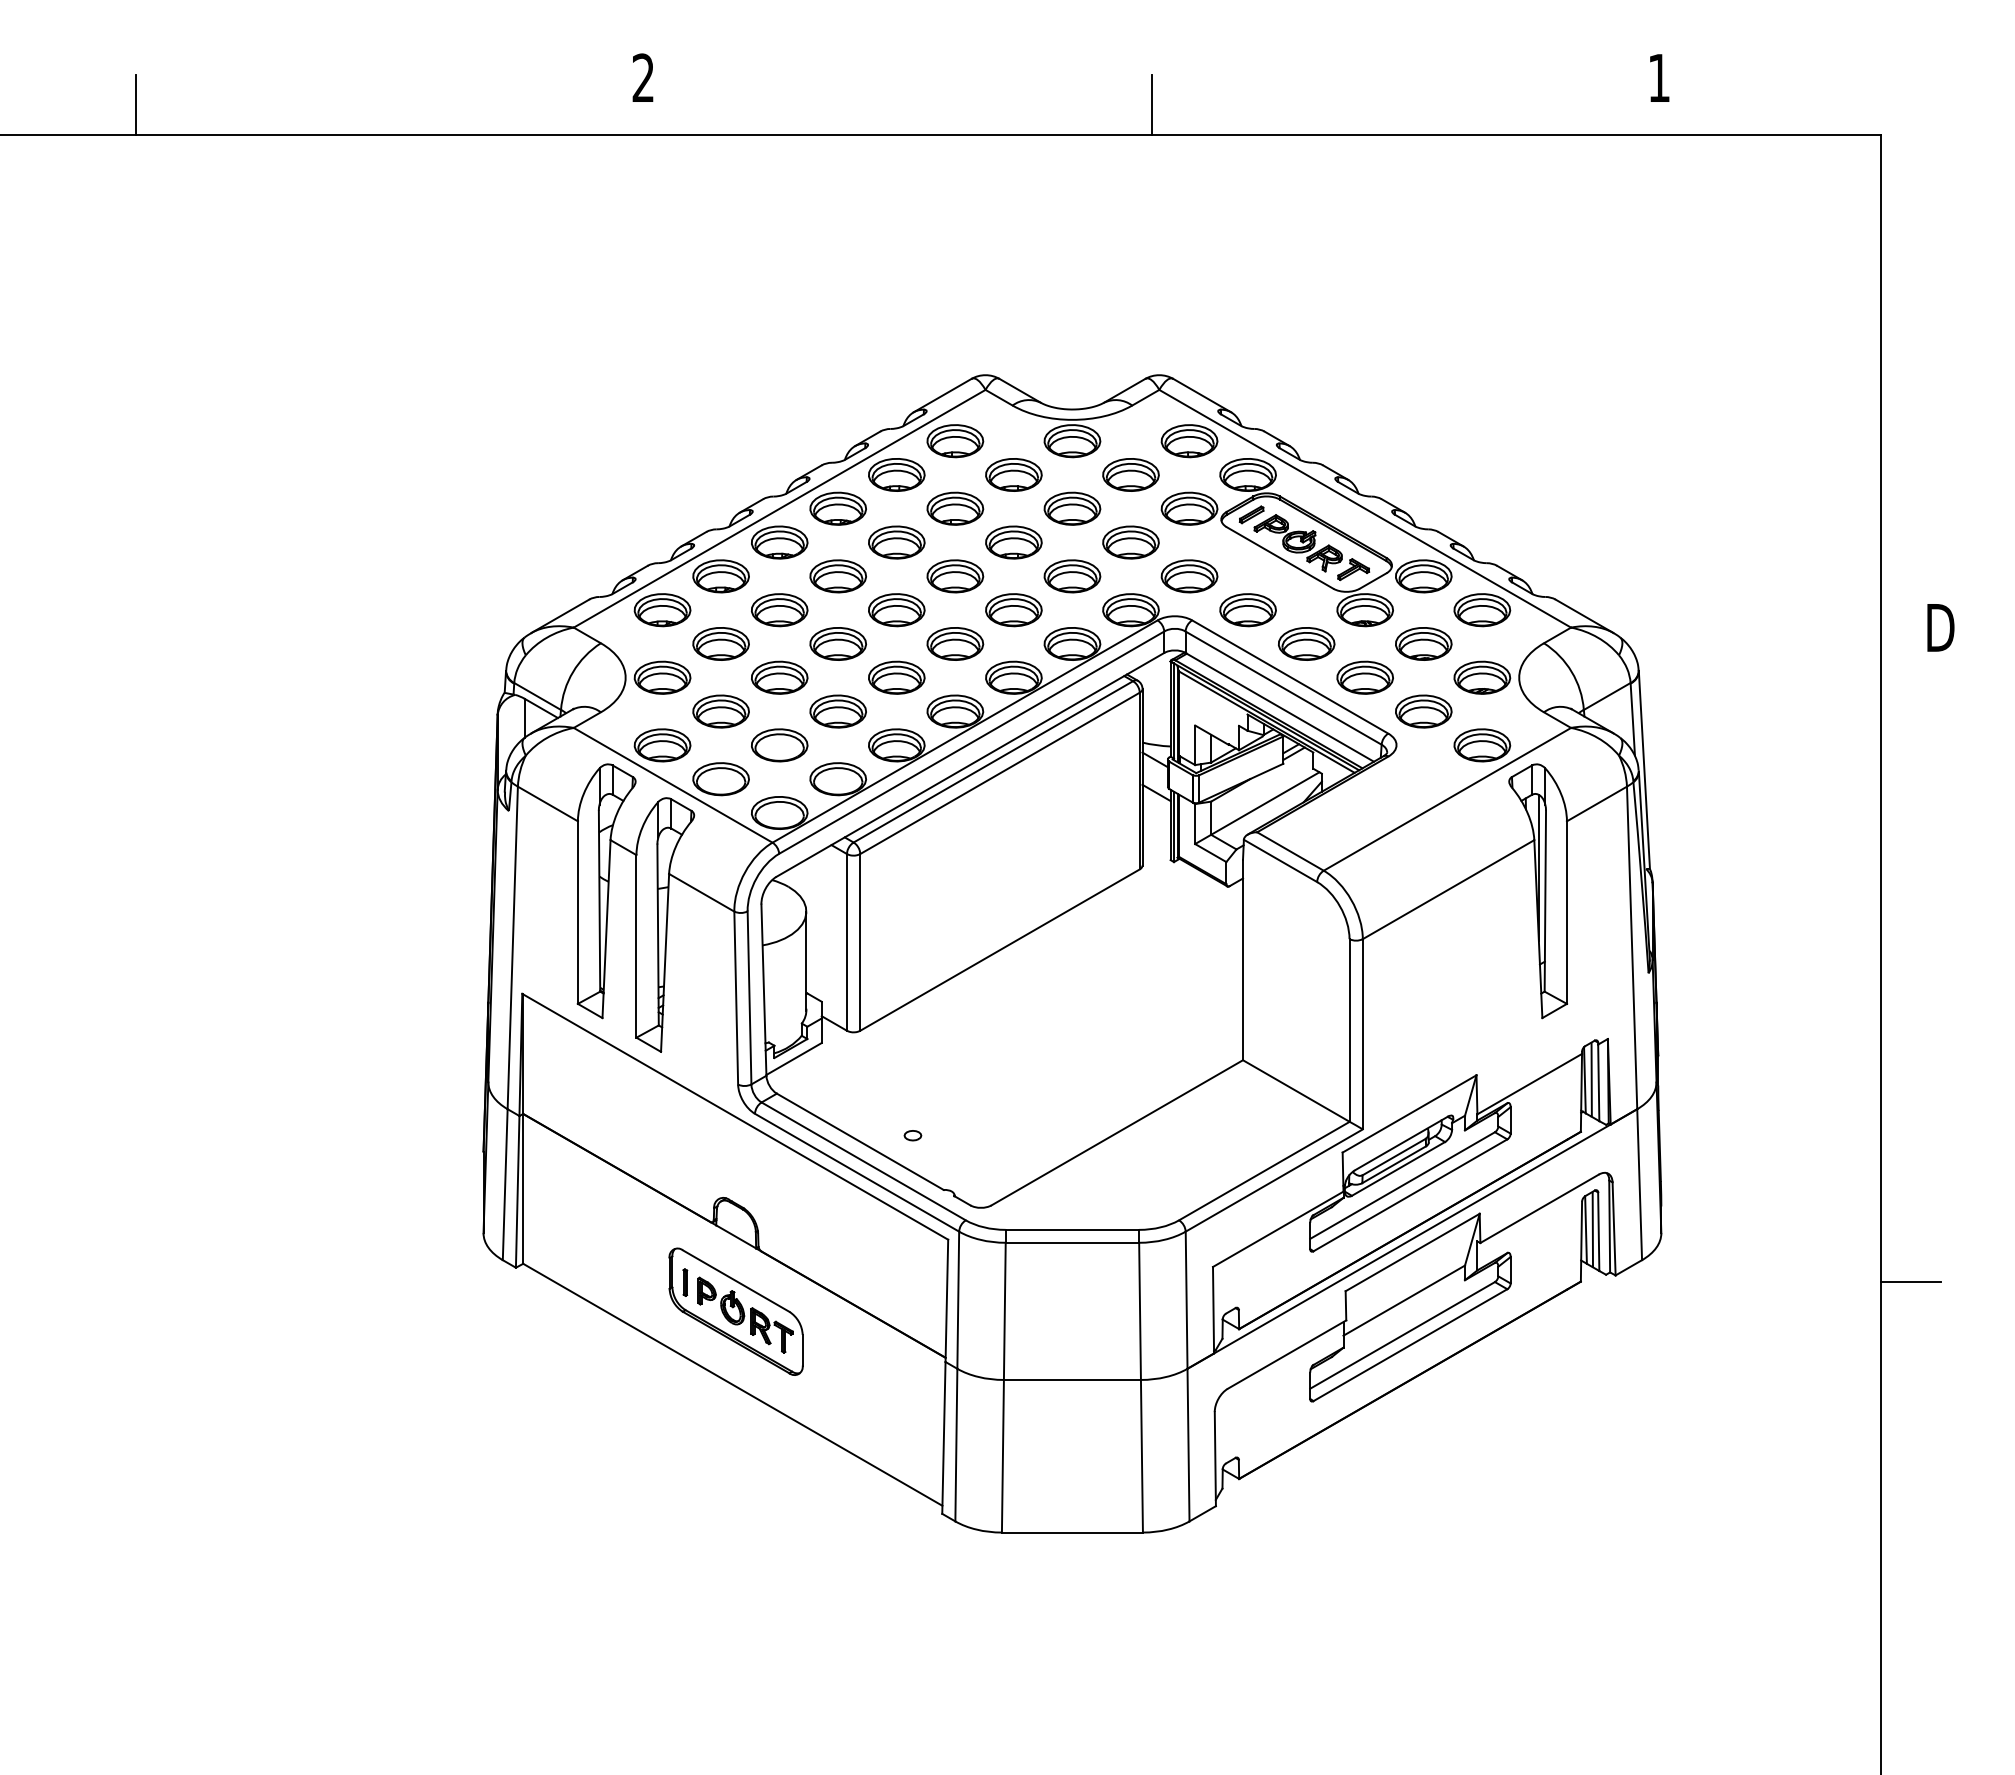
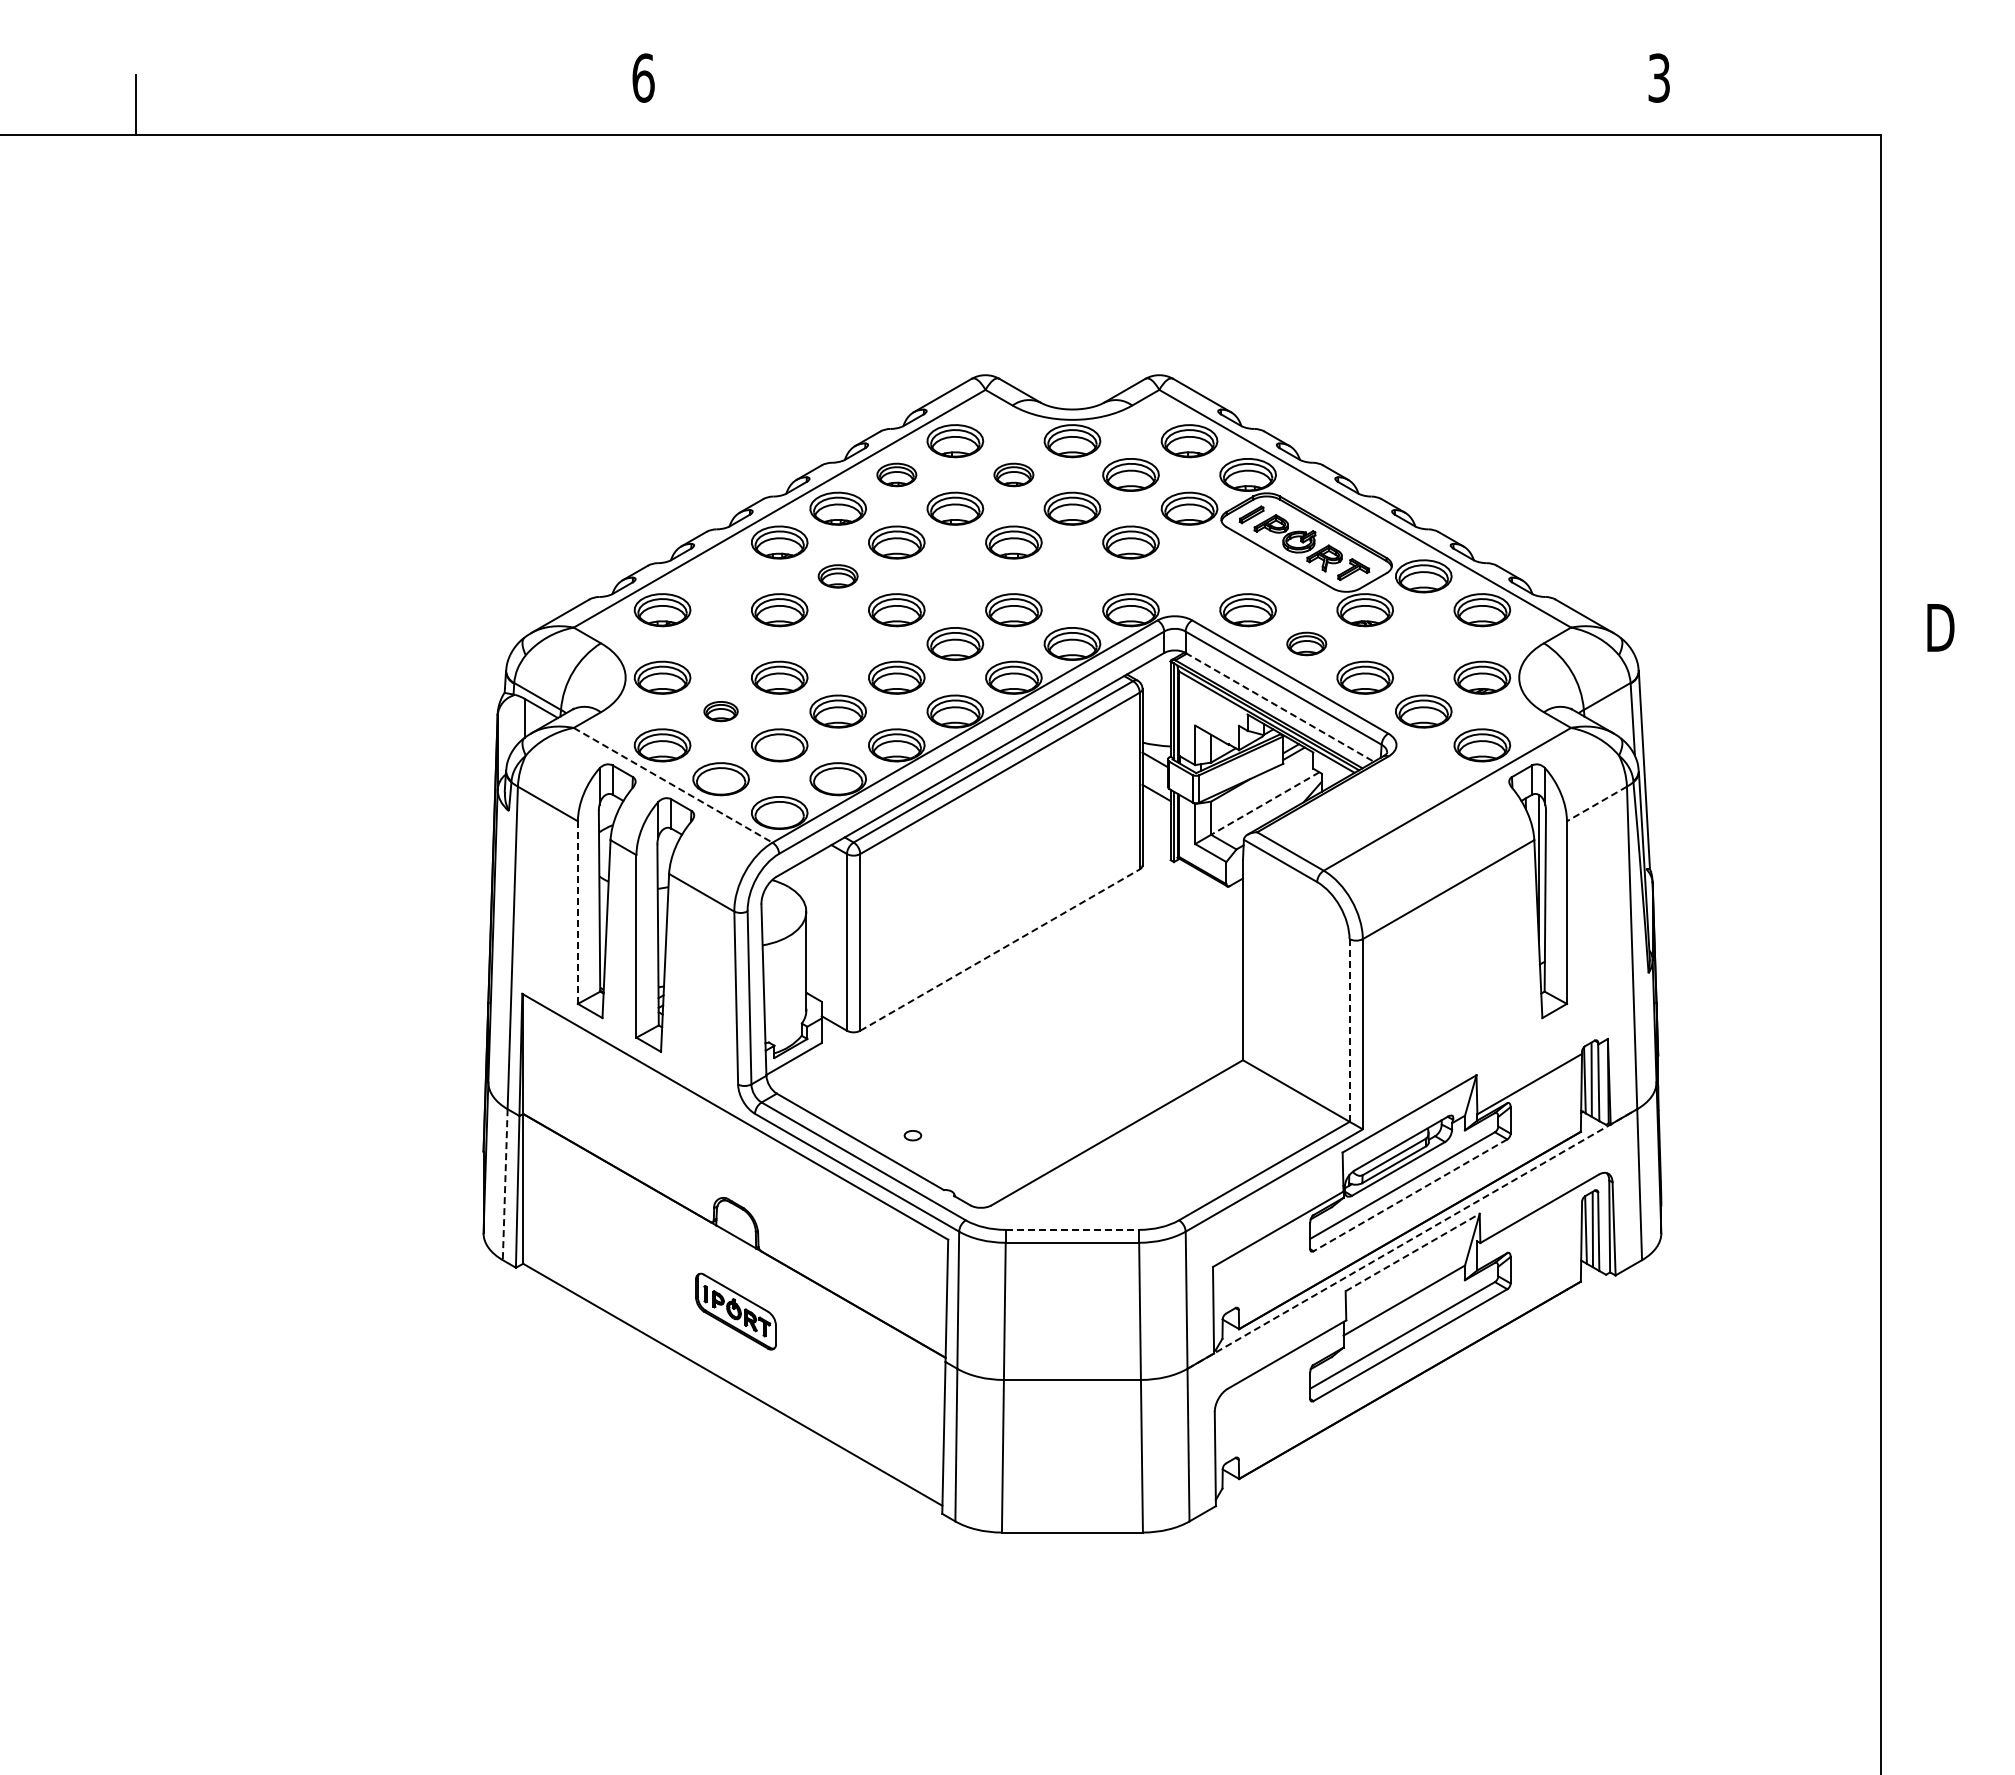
text: 2 -> 6 (643, 77)
text: 1 -> 3 (1658, 77)
line: present -> none (1151, 104)
part size: 58x34 px -> 42x26 px (896, 474)
part size: 58x34 px -> 42x26 px (1013, 474)
part: present -> none (720, 576)
part size: 58x35 px -> 42x25 px (837, 576)
part: present -> none (955, 576)
part: present -> none (1072, 576)
part: present -> none (1189, 576)
part: present -> none (720, 643)
part: present -> none (837, 643)
part size: 58x34 px -> 42x26 px (1306, 643)
part: present -> none (1423, 643)
line: solid -> dashed (1279, 707)
part size: 58x35 px -> 36x22 px (720, 711)
line: solid -> dashed (673, 785)
line: solid -> dashed (1265, 803)
line: solid -> dashed (1596, 803)
line: solid -> dashed (577, 913)
line: solid -> dashed (1000, 949)
line: solid -> dashed (1349, 1029)
line: solid -> dashed (505, 1184)
line: solid -> dashed (1410, 1195)
line: solid -> dashed (1072, 1229)
line: solid -> dashed (1412, 1239)
line: solid -> dashed (1413, 1252)
line: present -> none (1910, 1281)
part size: 136x129 px -> 82x79 px (735, 1311)
